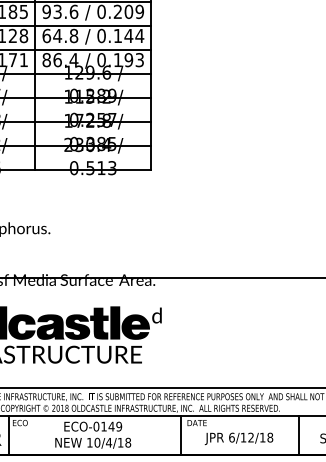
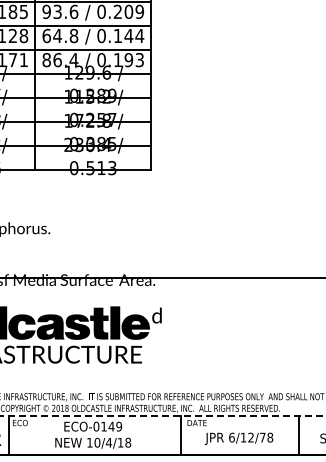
line: present -> none (162, 388)
line: solid -> dashed (162, 416)
text: 6/12/18 -> 6/12/78 (262, 437)
